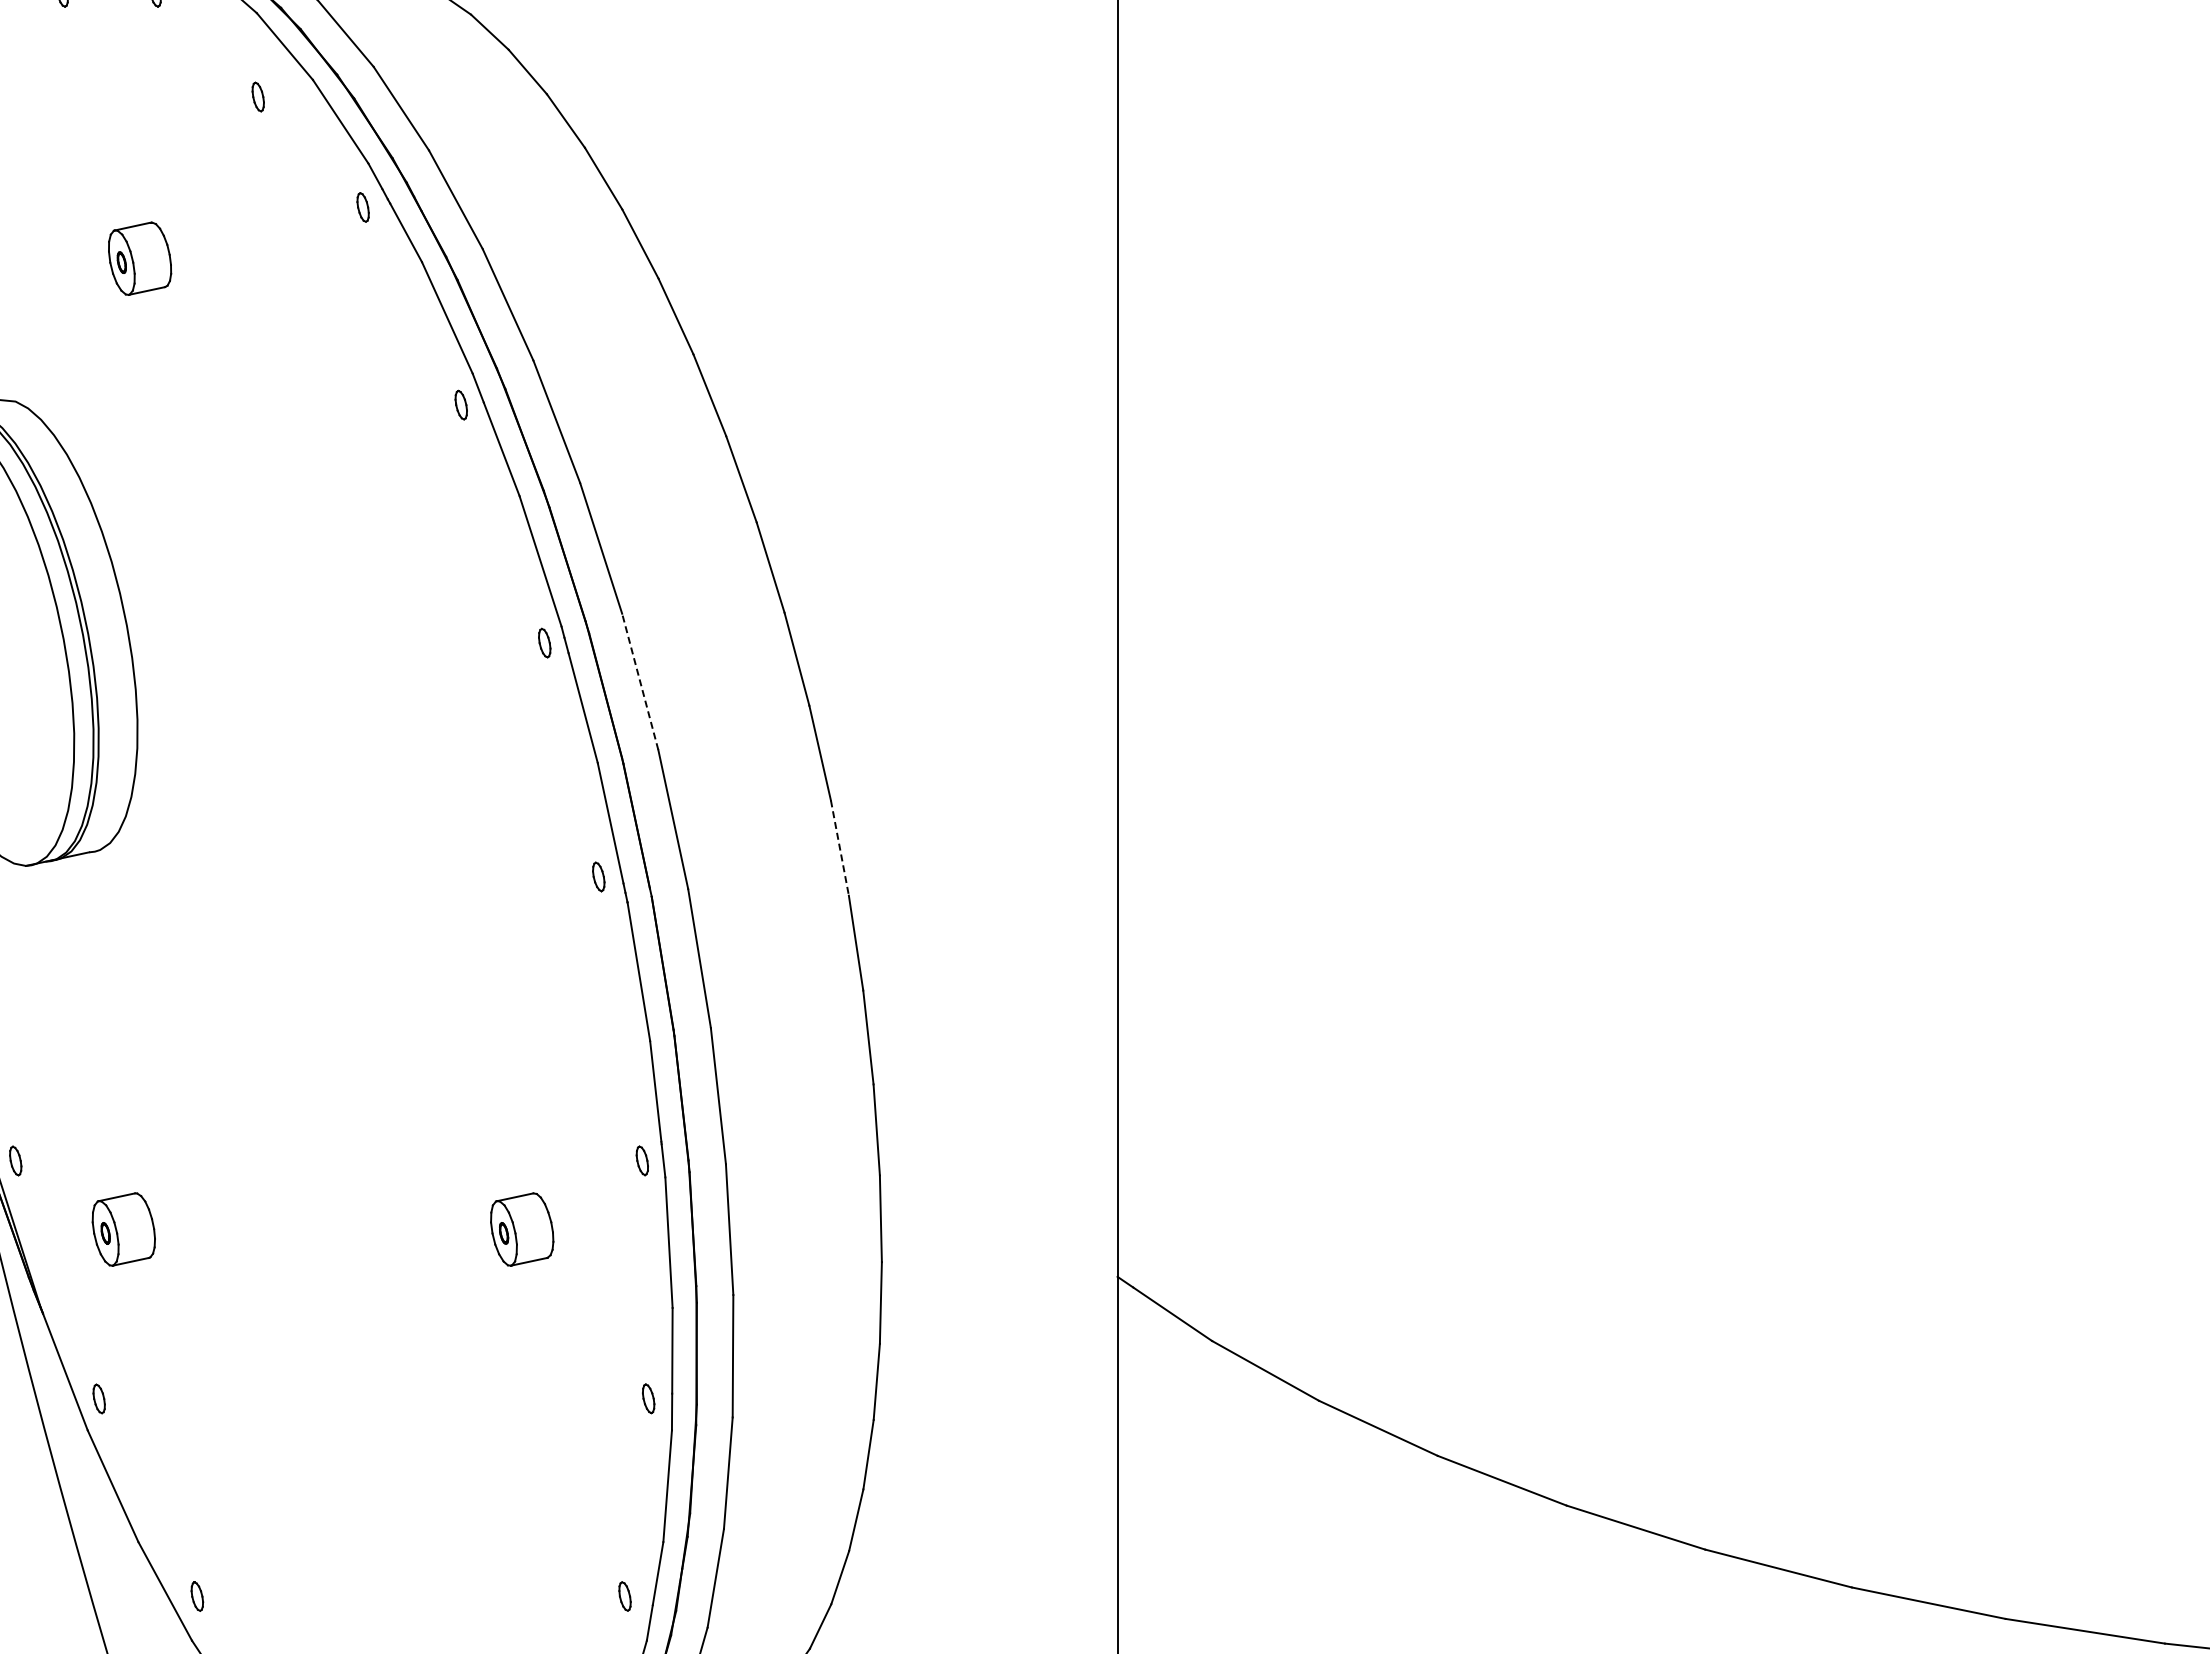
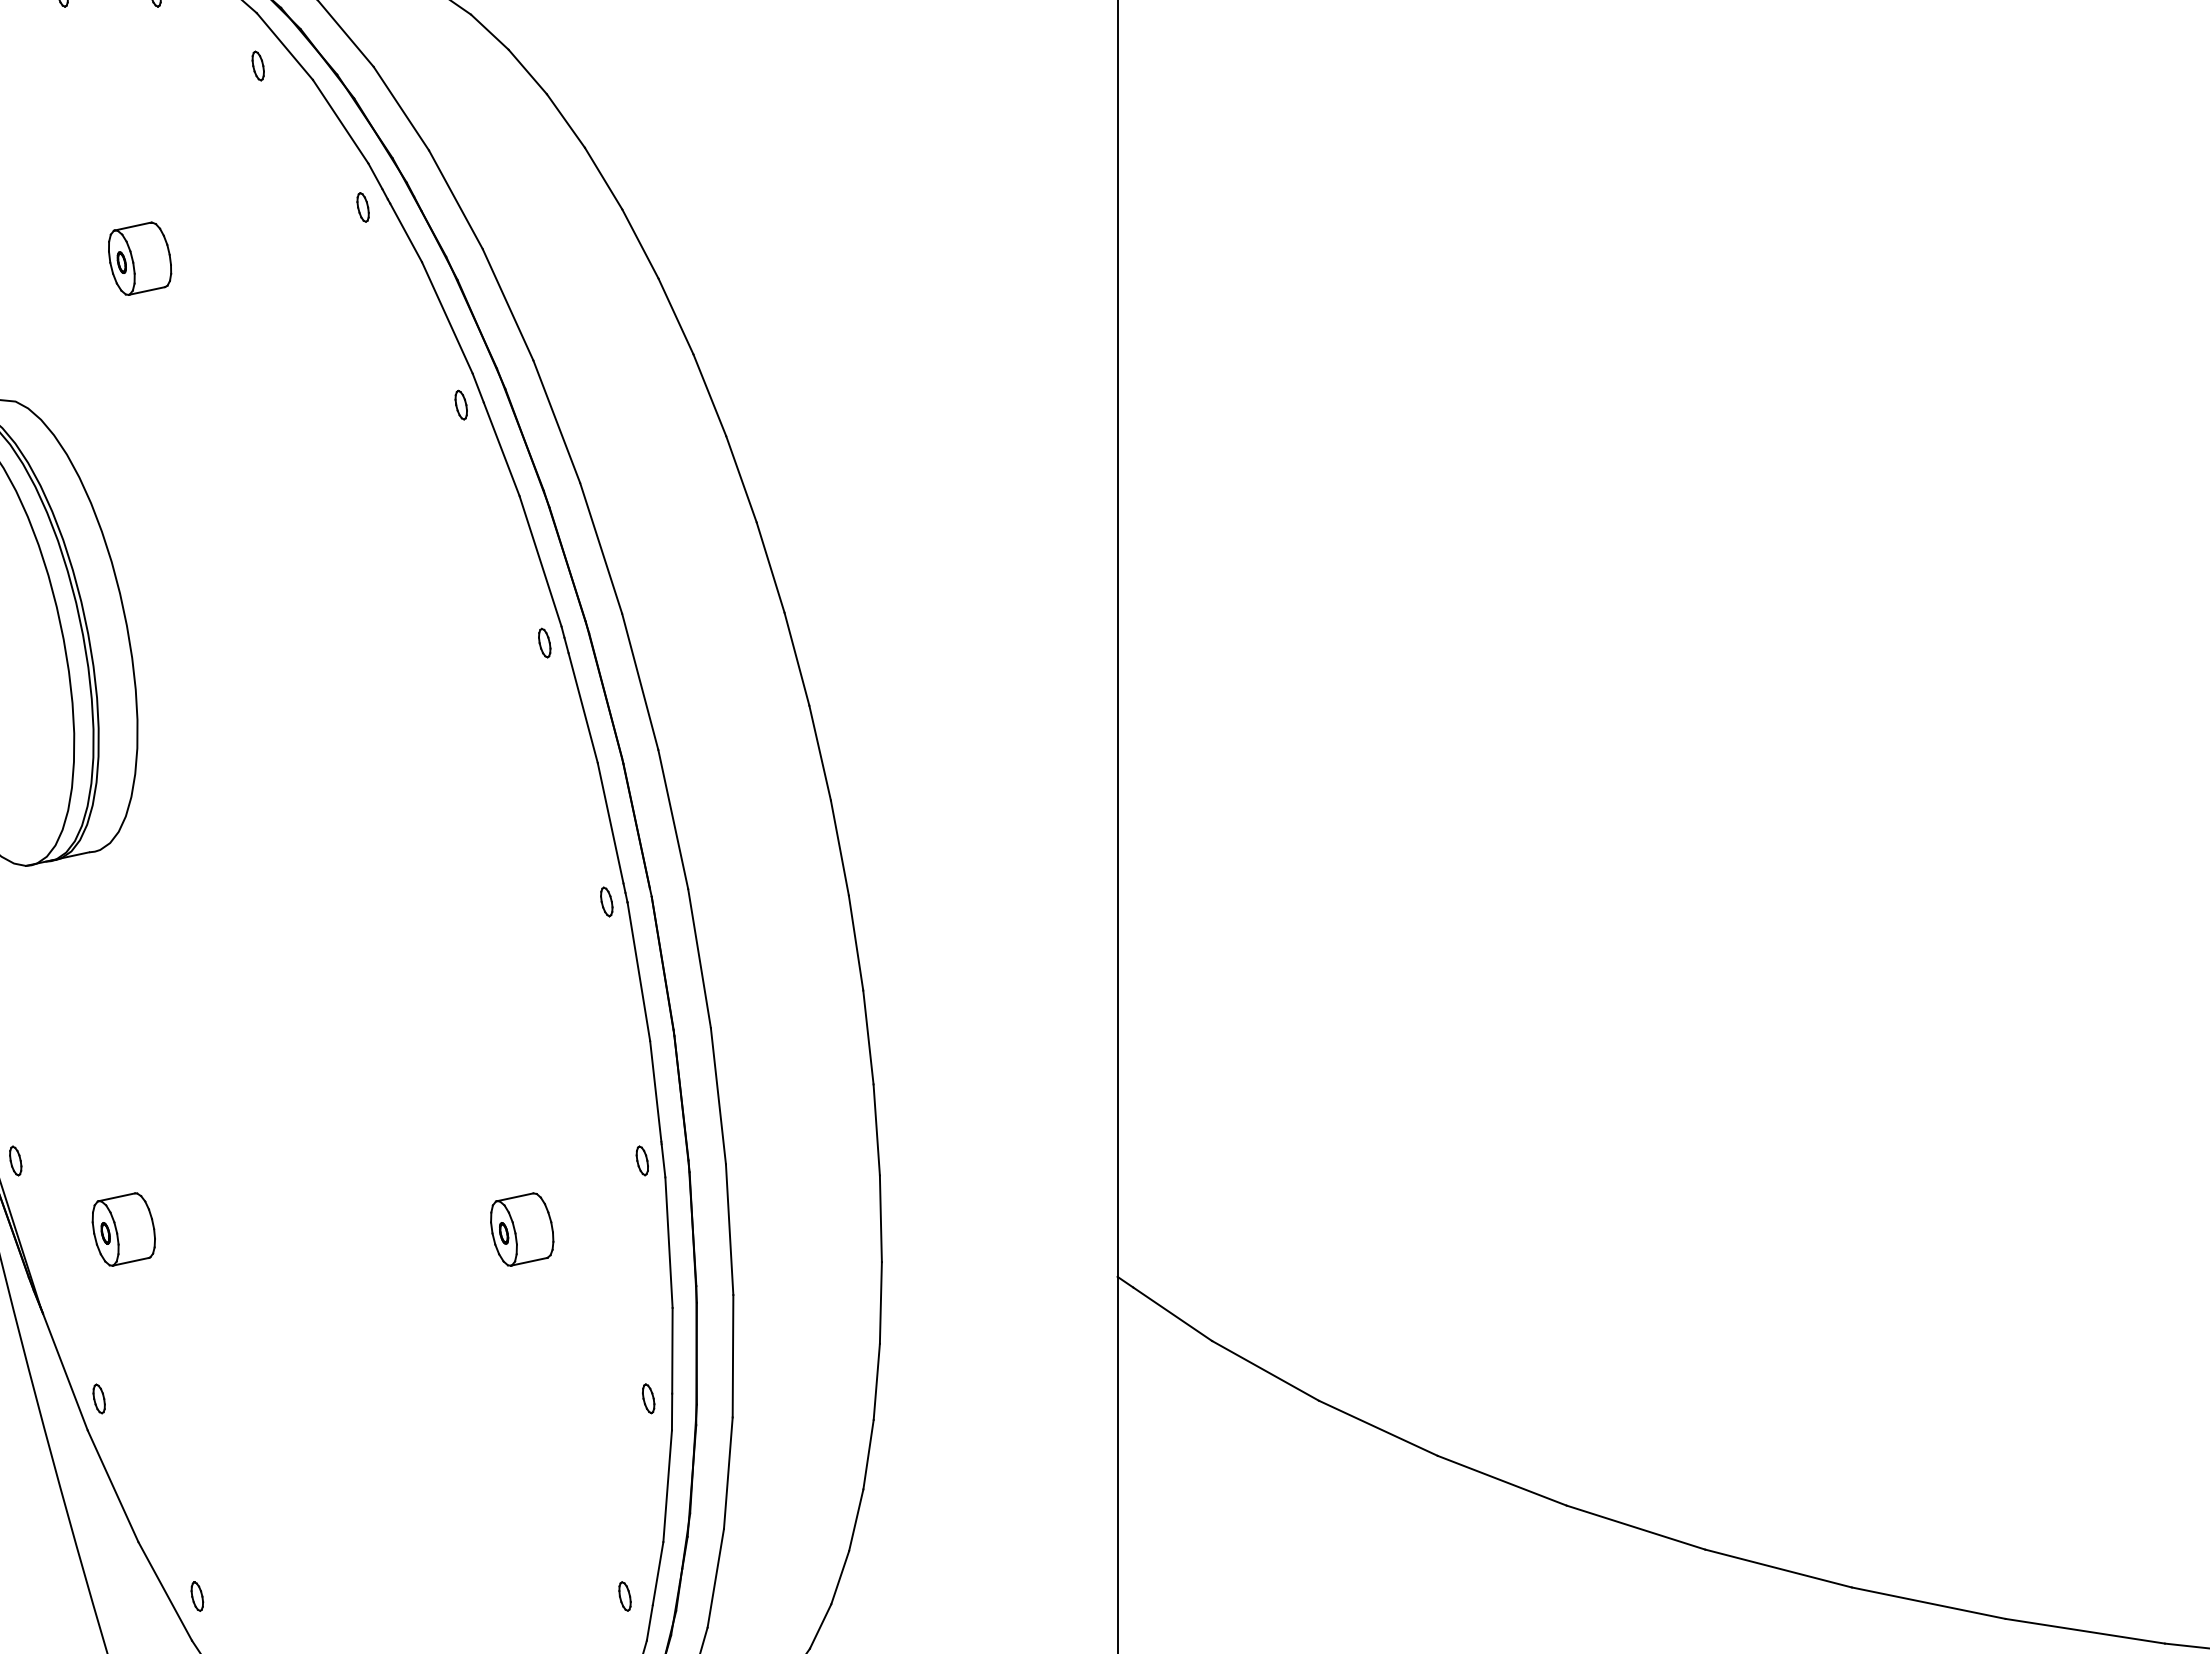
part position: (257, 96) -> (257, 65) (257, 65)
line: dashed -> solid (640, 681)
line: dashed -> solid (839, 848)
part position: (598, 876) -> (606, 901) (606, 901)
